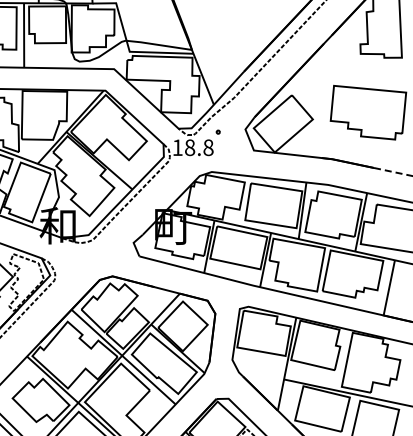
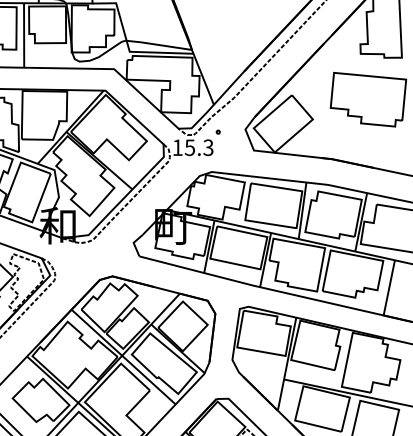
part position: (368, 112) -> (368, 99) (368, 99)
text: 18.8 -> 15.3 (198, 147)
line: dashed -> solid (393, 172)
